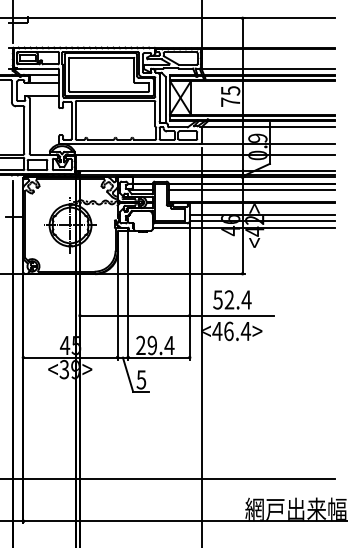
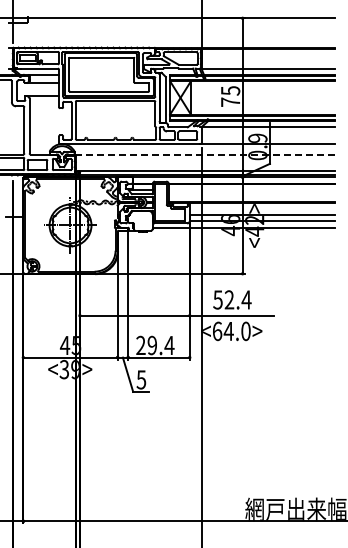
line: solid -> dashed (204, 154)
line: present -> none (251, 190)
text: <46.4> -> <64.0> (231, 331)
line: present -> none (168, 479)
